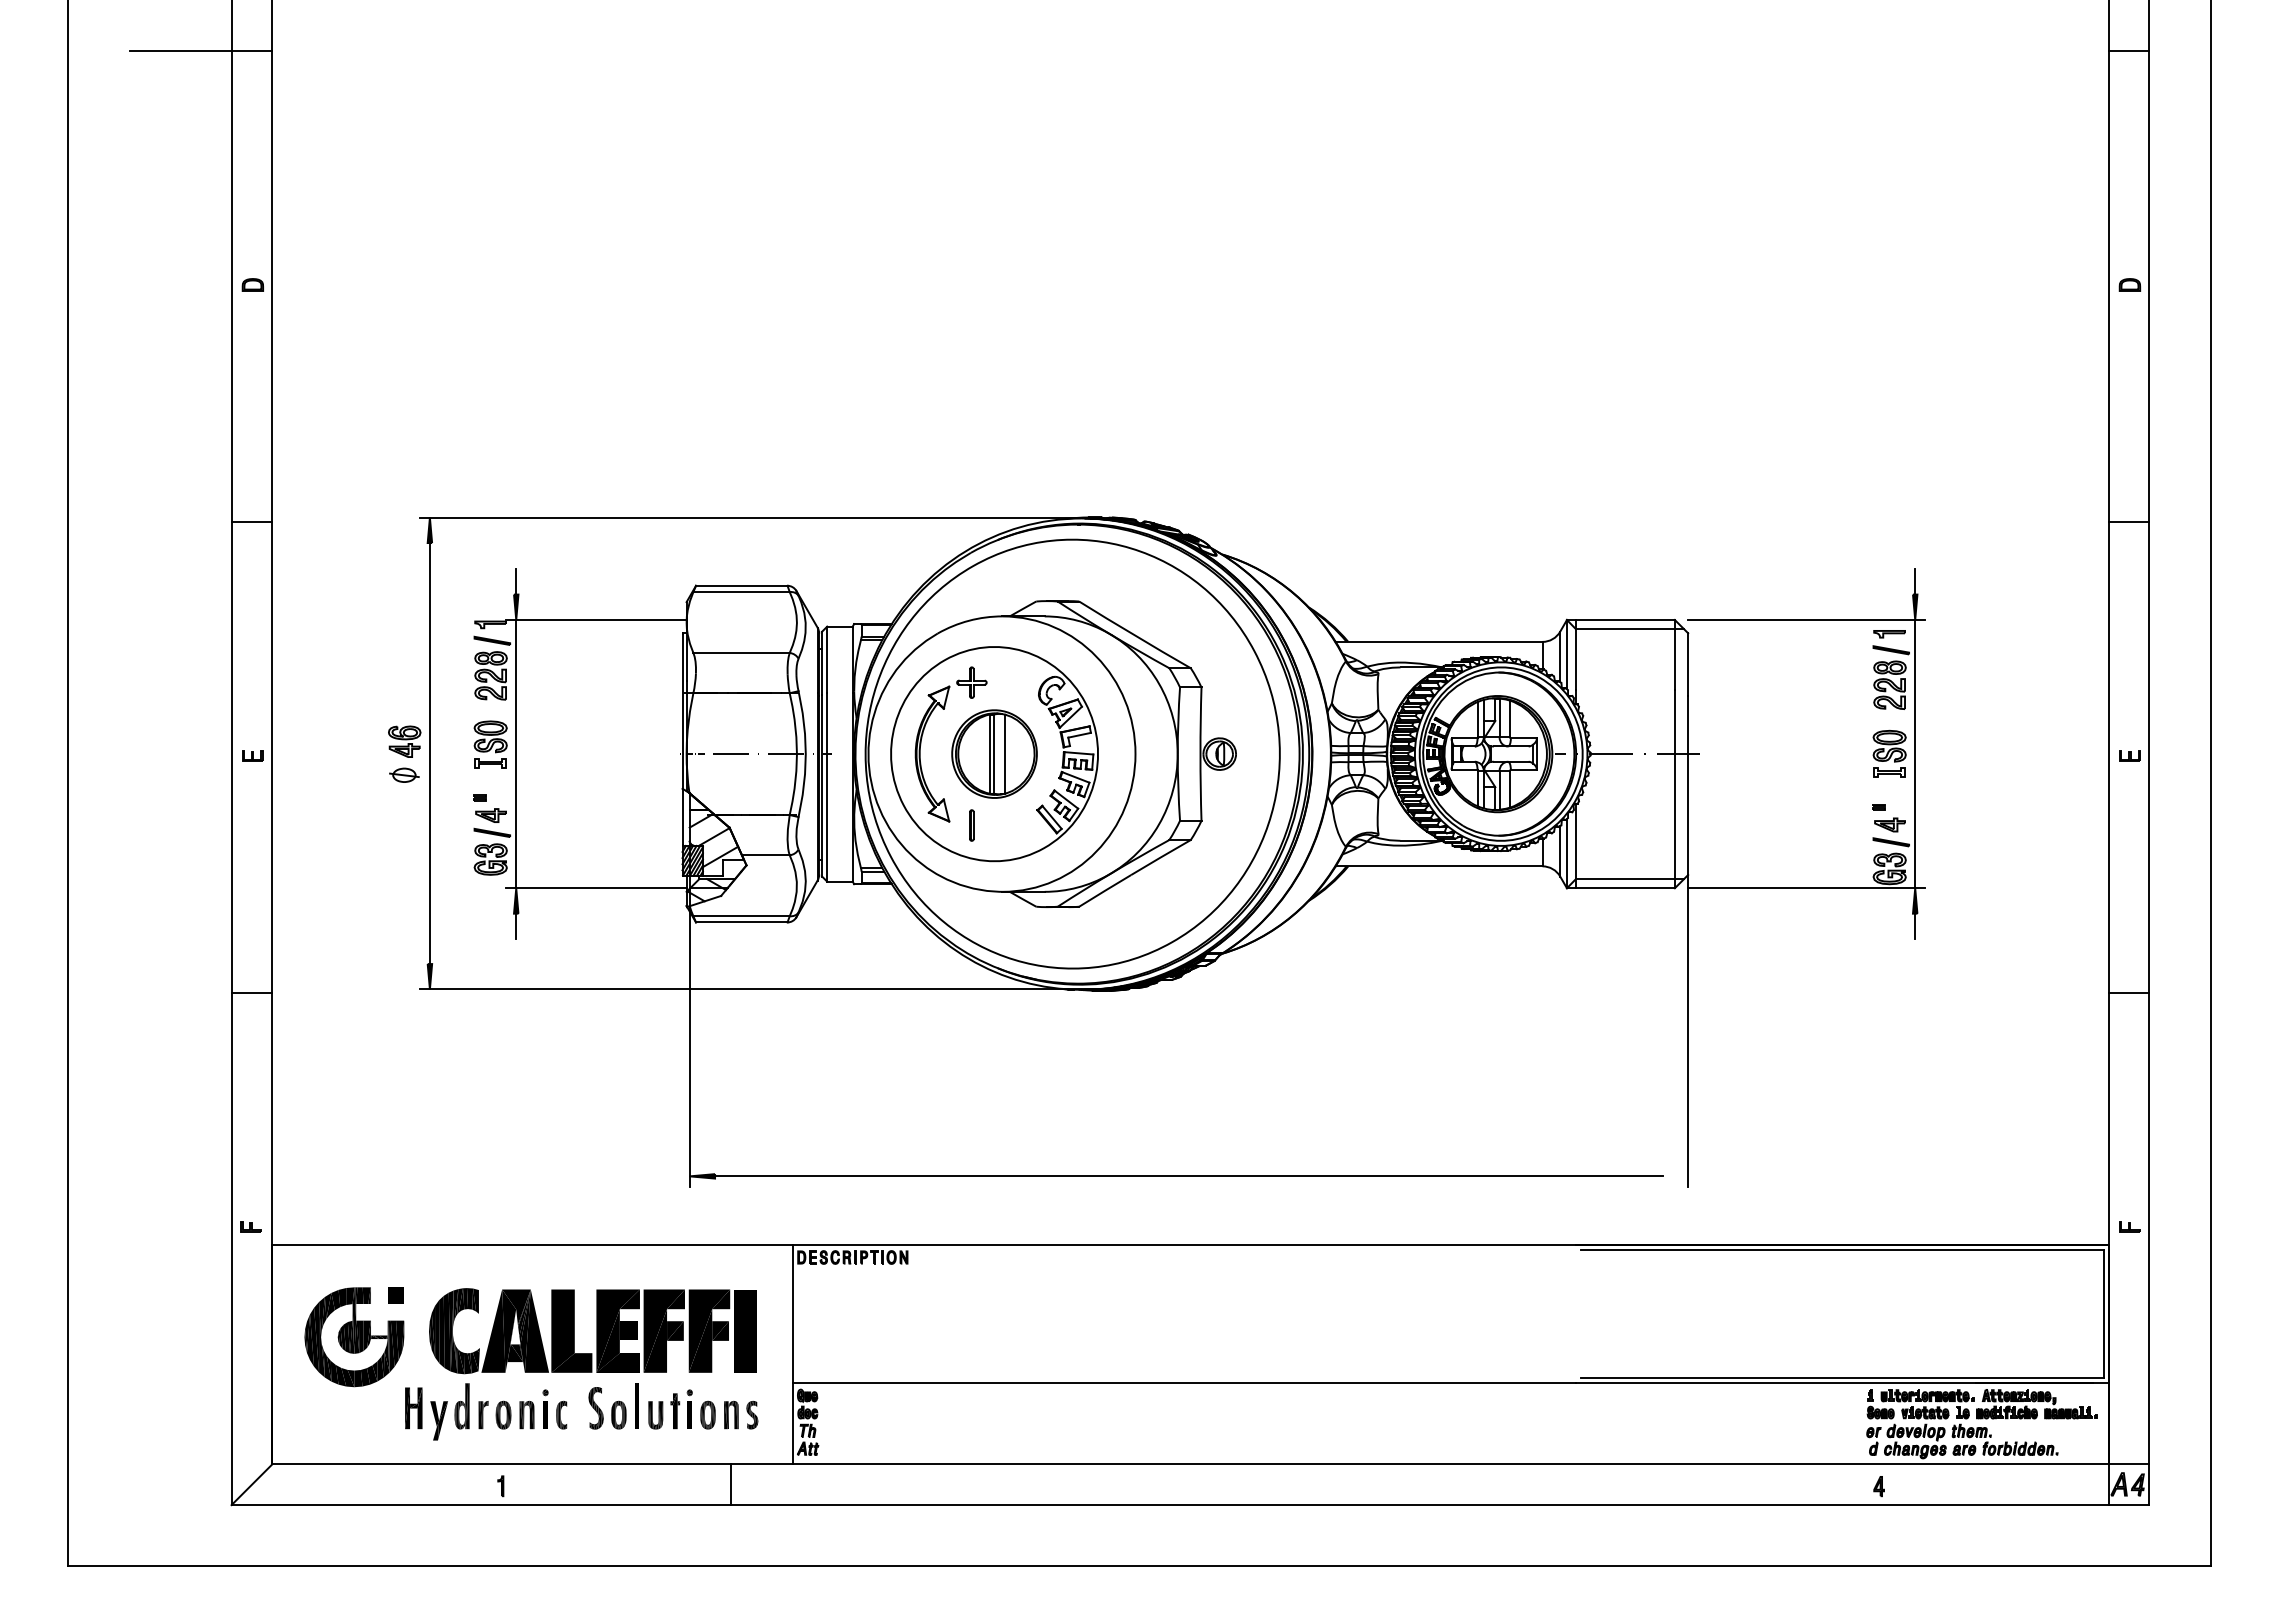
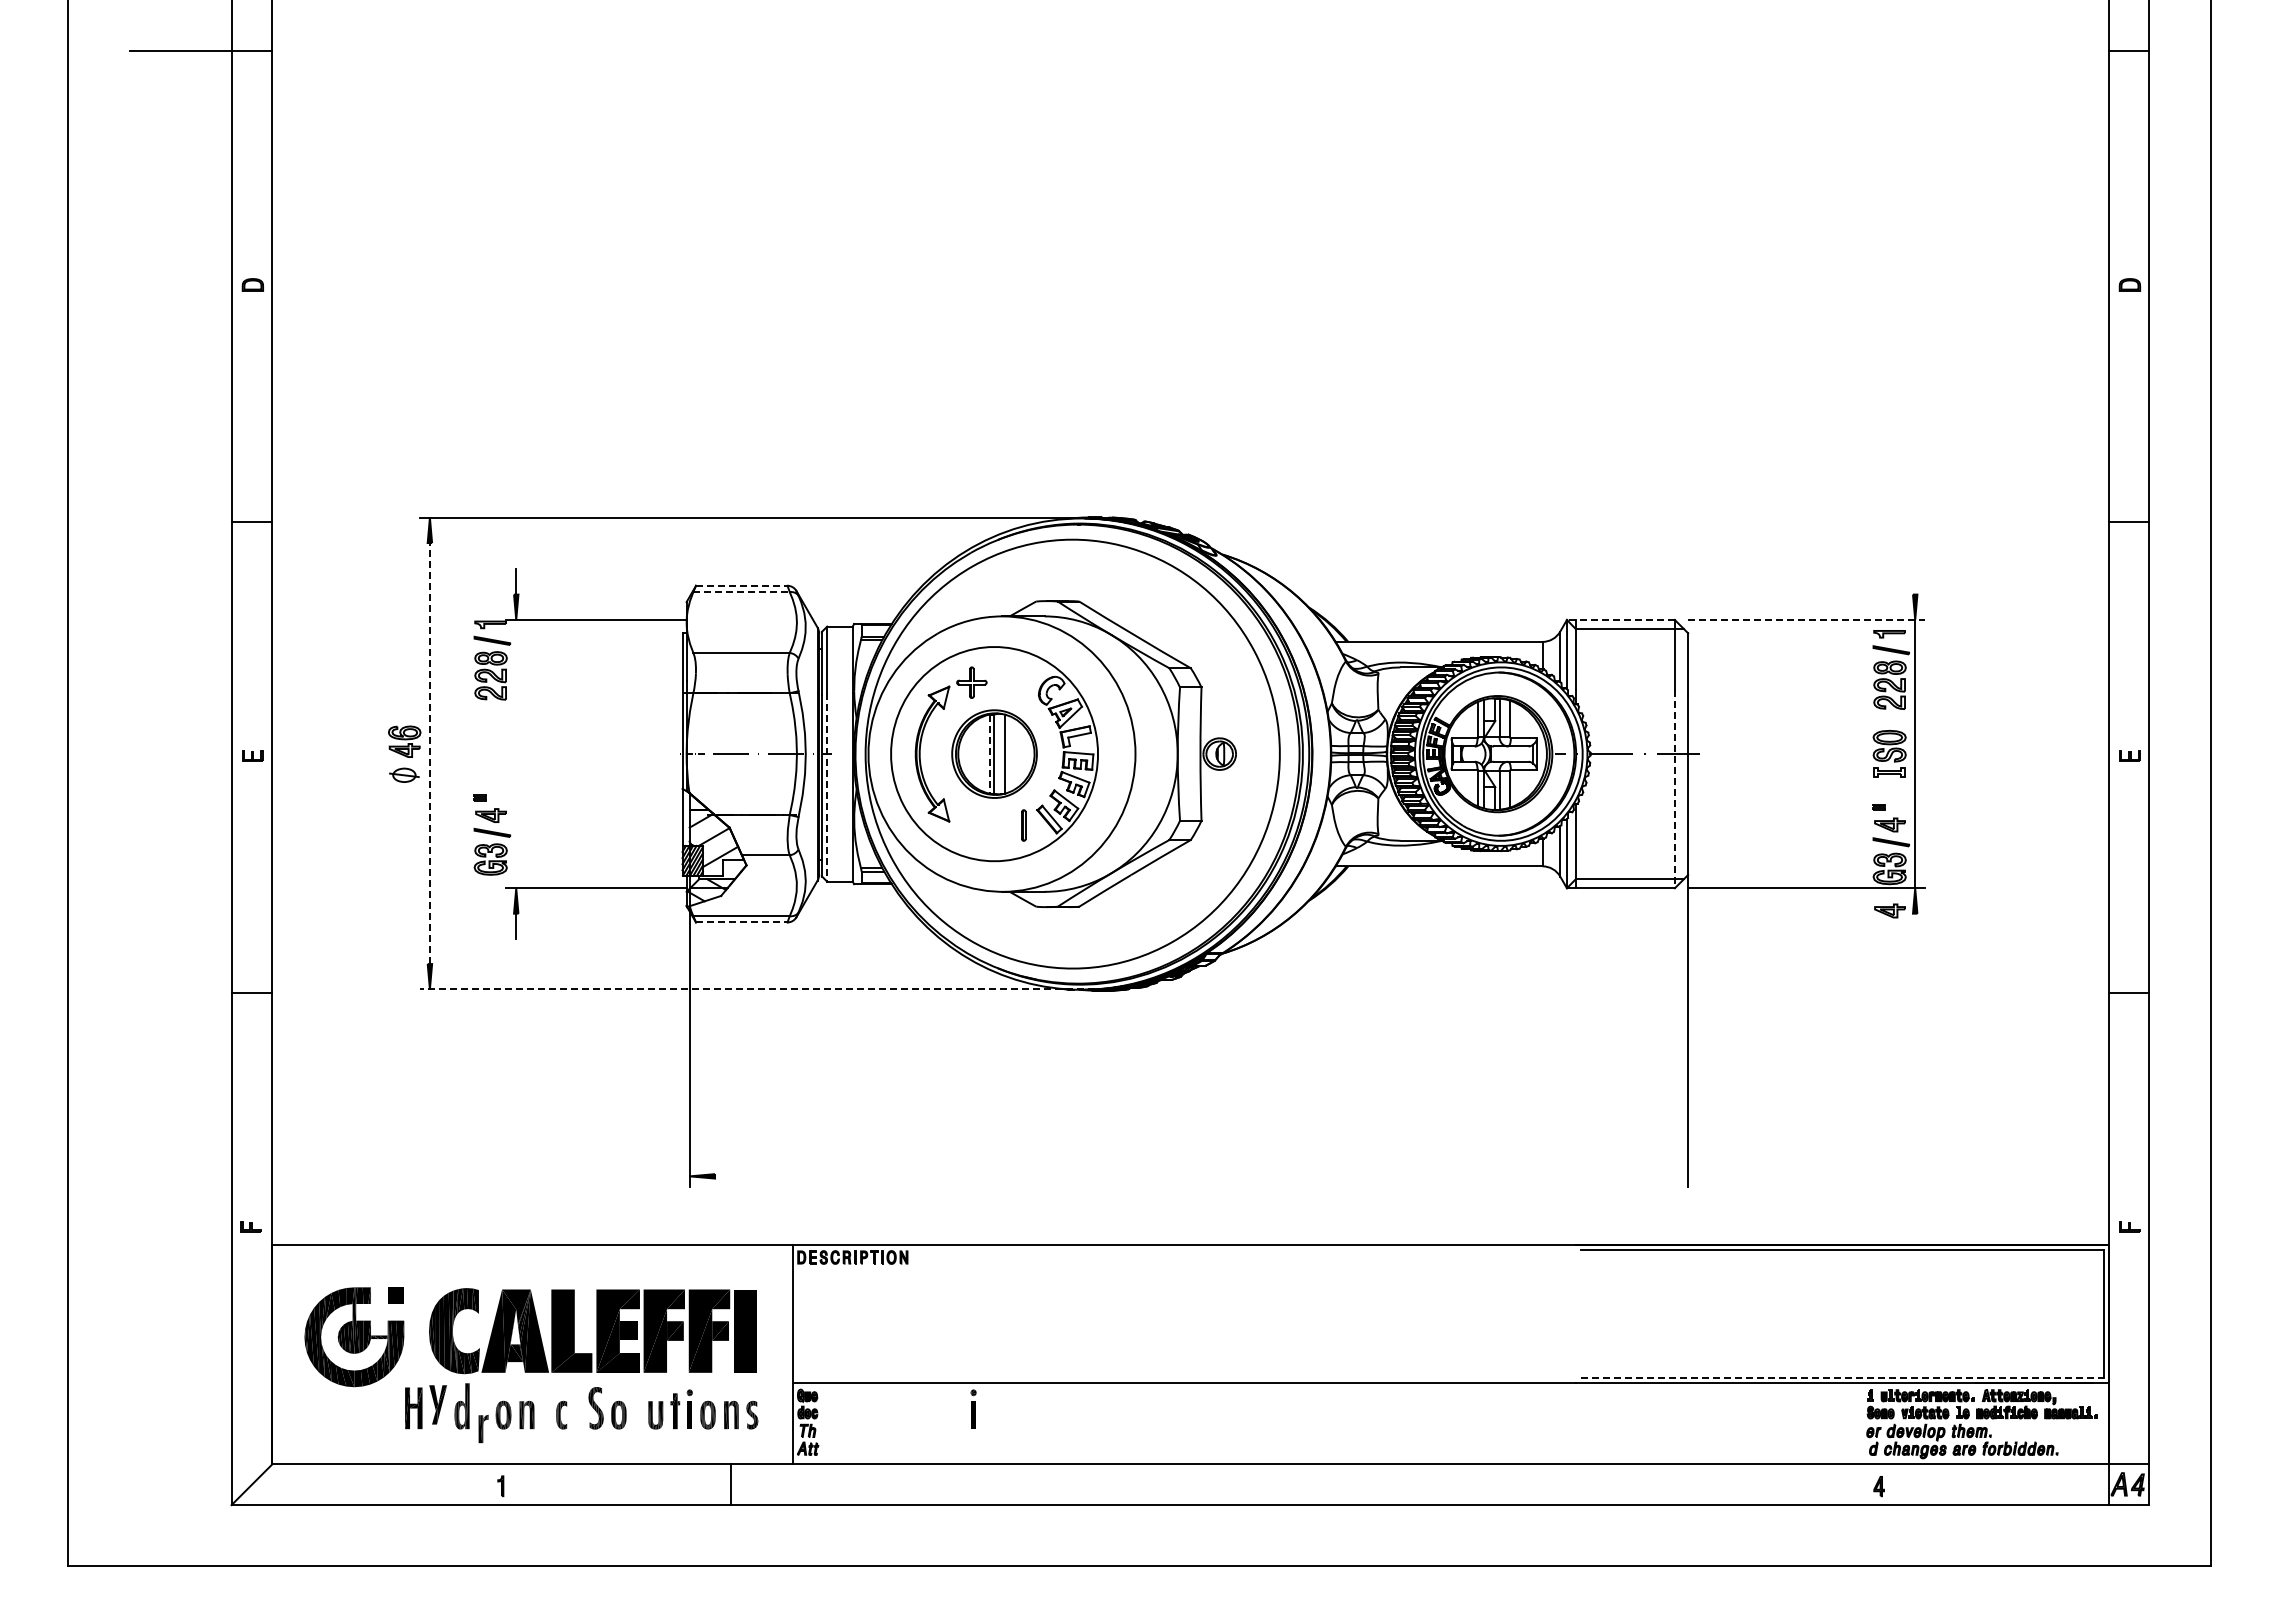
line: present -> none (1915, 581)
line: solid -> dashed (741, 585)
line: solid -> dashed (742, 592)
line: solid -> dashed (1620, 619)
line: solid -> dashed (1806, 619)
part: present -> none (490, 744)
line: solid -> dashed (429, 753)
line: present -> none (516, 753)
line: solid -> dashed (989, 754)
line: solid -> dashed (827, 787)
line: solid -> dashed (1674, 789)
part position: (971, 825) -> (1023, 825) (1023, 825)
part: none -> present (1889, 910)
line: solid -> dashed (741, 922)
line: present -> none (1915, 926)
line: solid -> dashed (773, 989)
line: present -> none (1188, 1176)
line: solid -> dashed (1842, 1377)
line: present -> none (636, 1405)
part position: (545, 1408) -> (973, 1408) (973, 1408)
part position: (483, 1415) -> (483, 1429) (483, 1429)
part position: (438, 1420) -> (437, 1404) (437, 1404)
